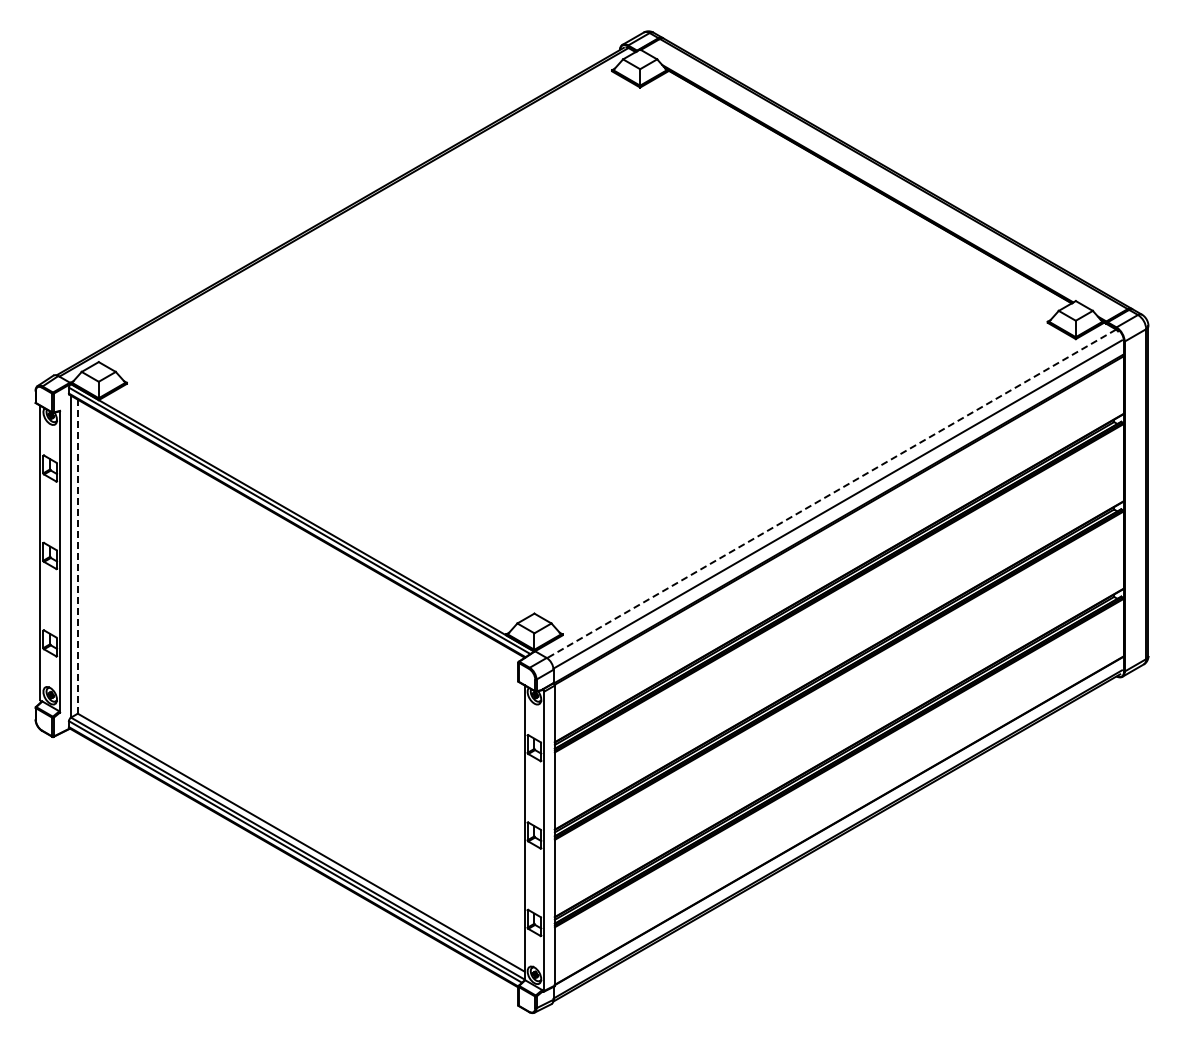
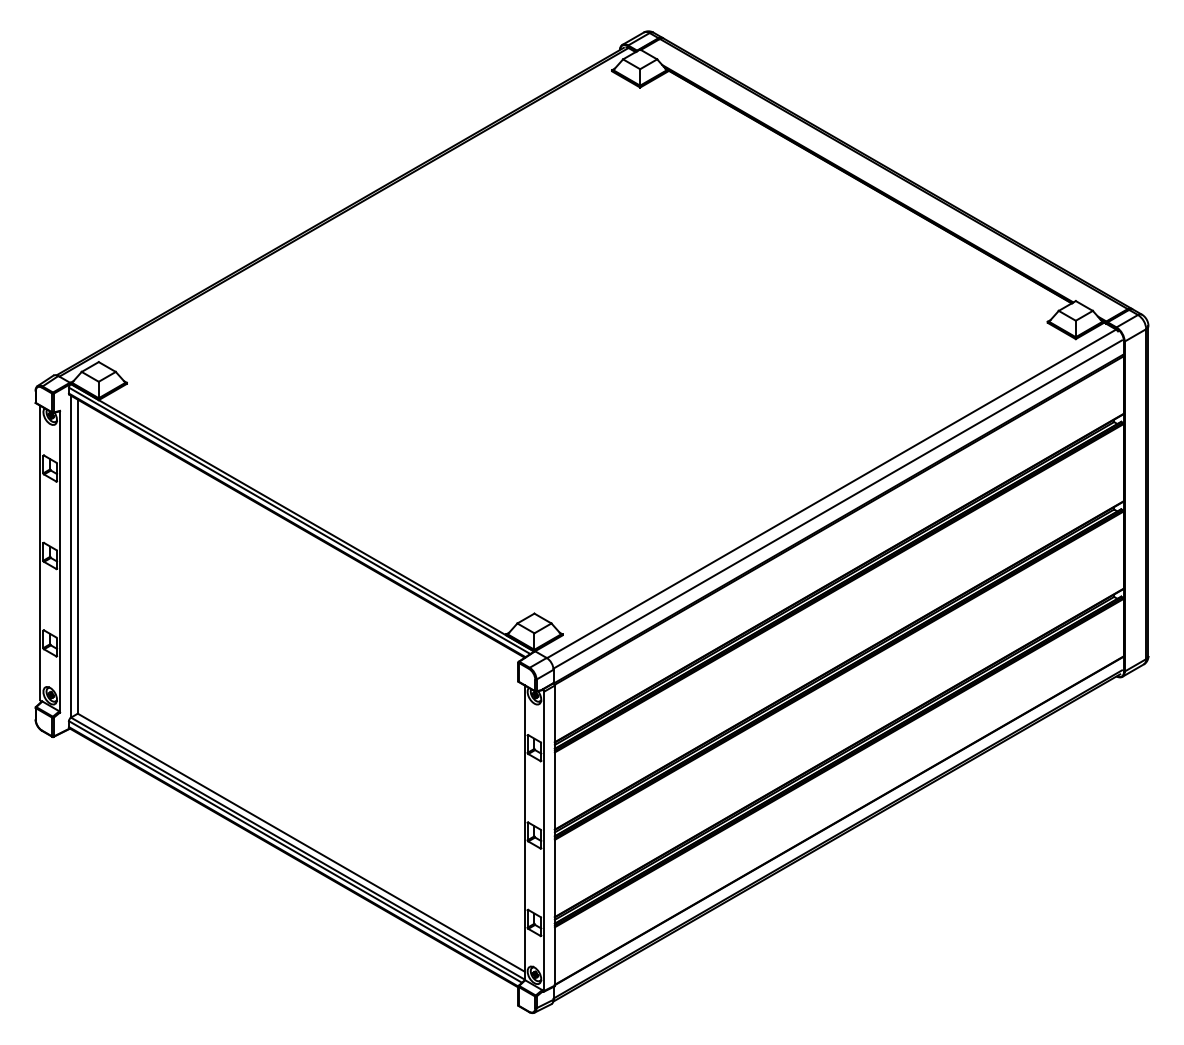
line: dashed -> solid (831, 493)
line: dashed -> solid (77, 556)
